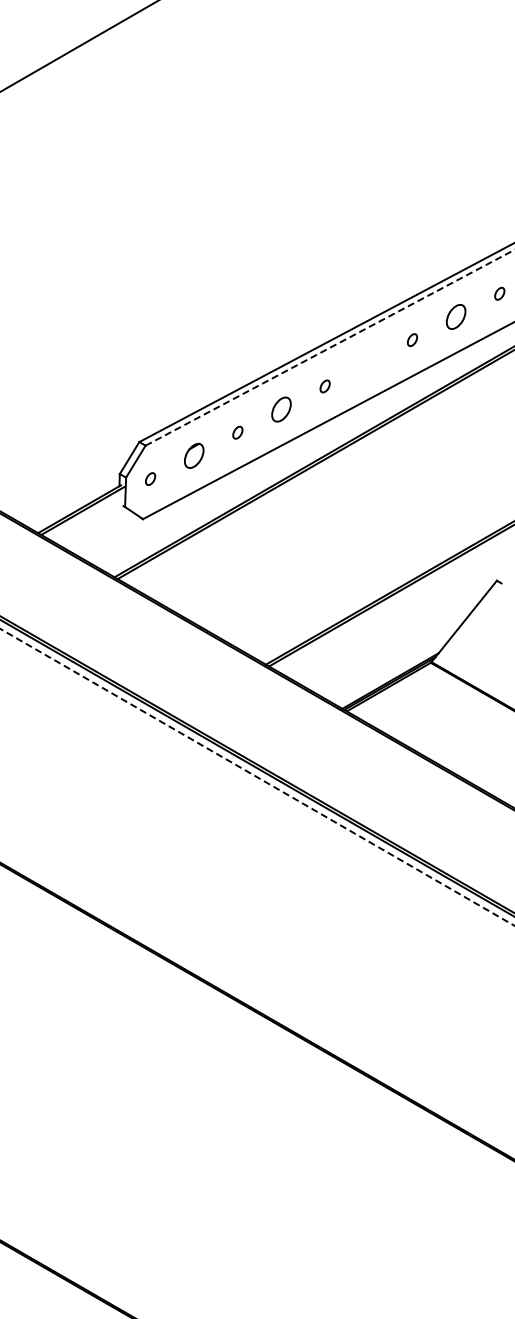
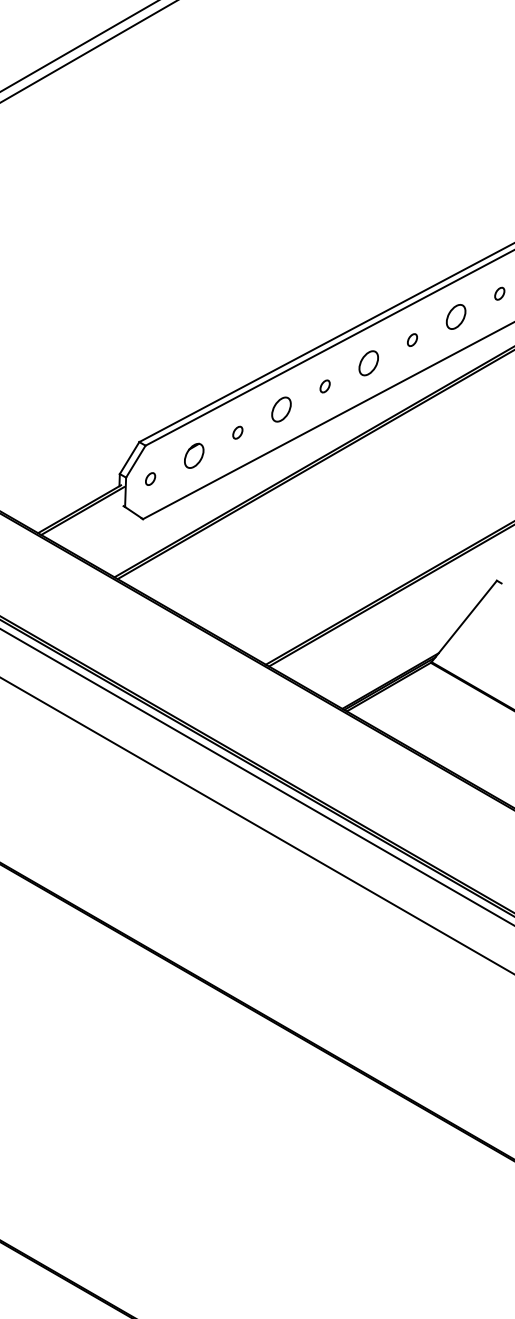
line: none -> present (88, 51)
line: dashed -> solid (330, 347)
part: none -> present (368, 363)
line: dashed -> solid (257, 777)
line: none -> present (256, 825)
